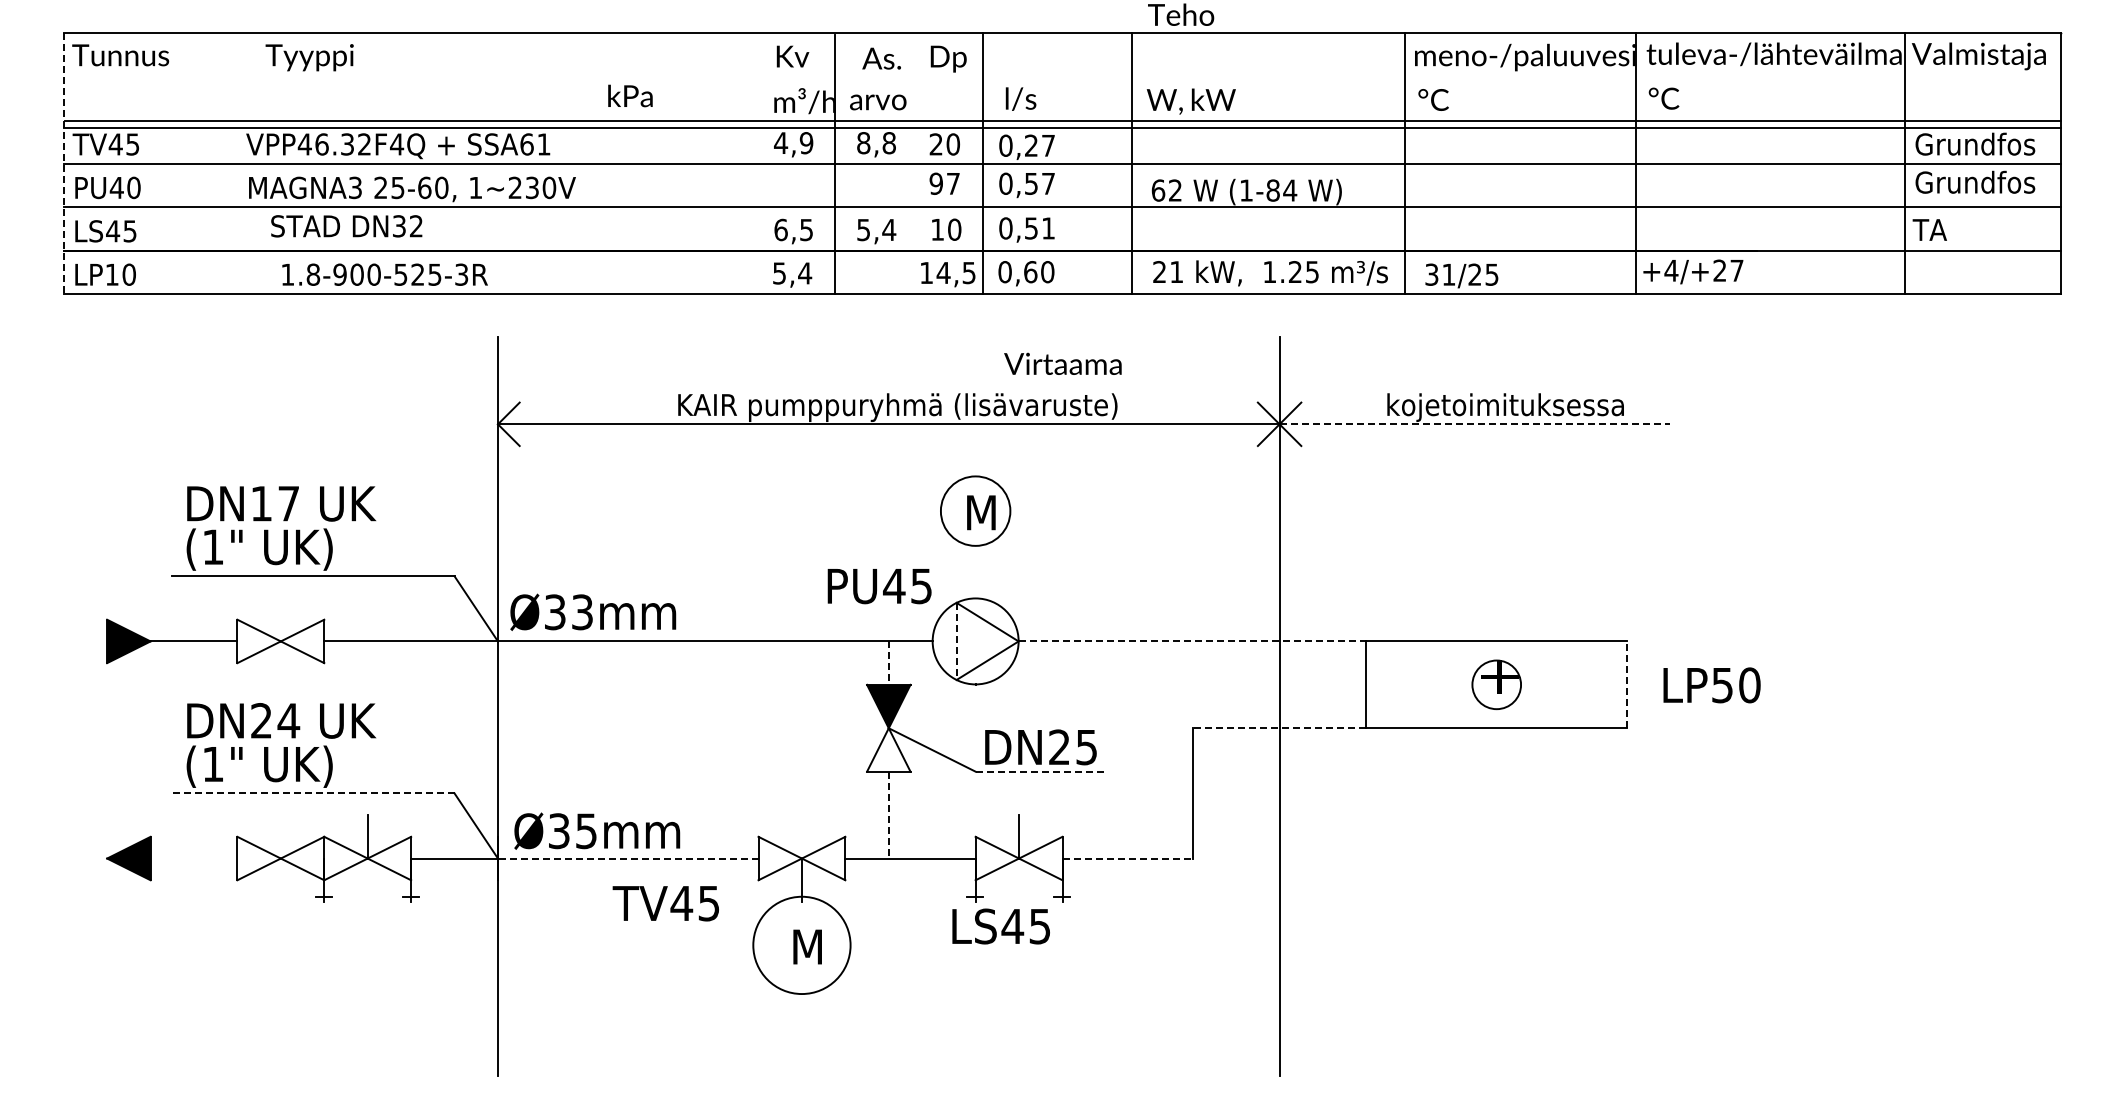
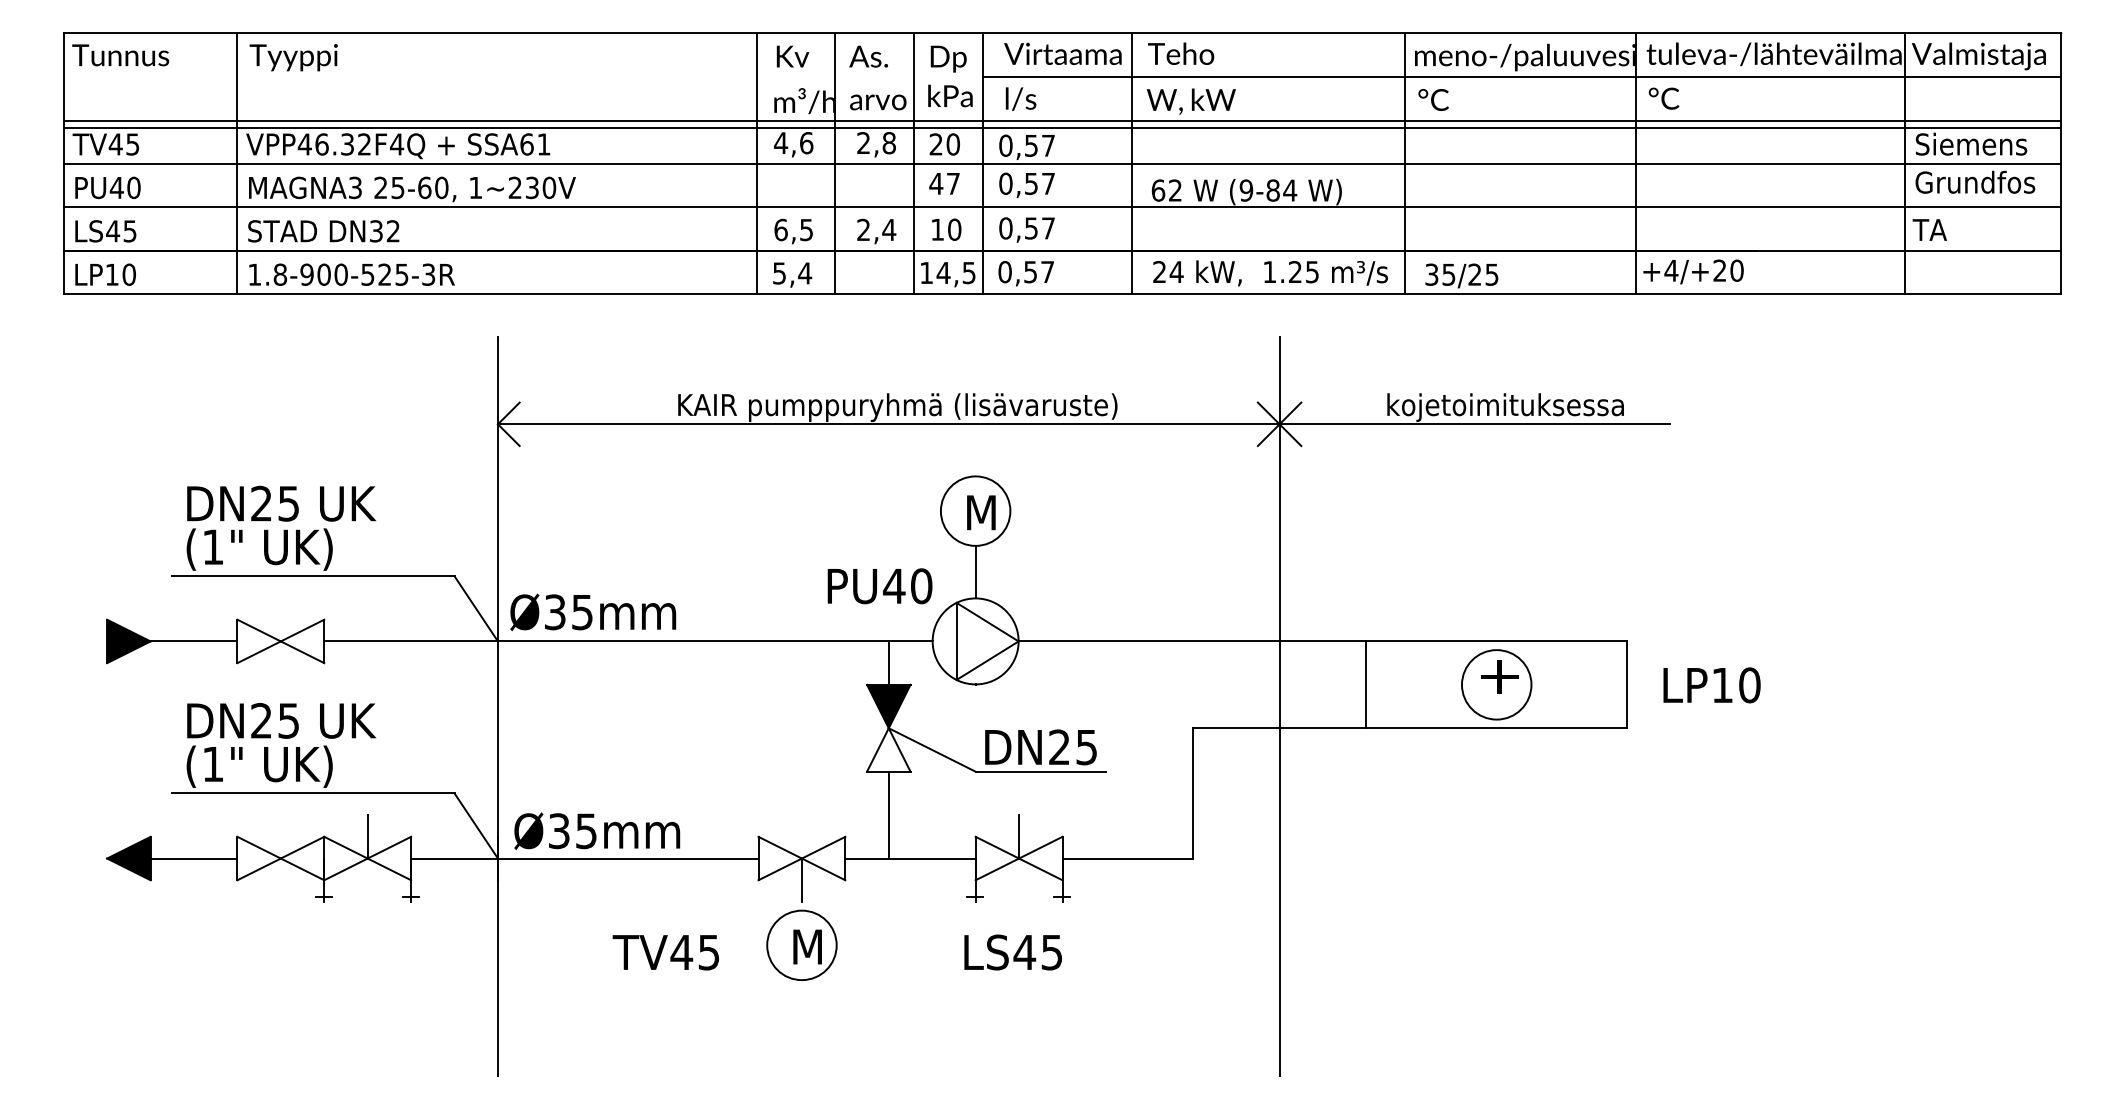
text position: (1181, 14) -> (1181, 53) (1181, 53)
text position: (309, 57) -> (293, 57) (293, 57)
text position: (881, 58) -> (868, 56) (868, 56)
line: none -> present (1522, 76)
text position: (630, 95) -> (950, 95) (950, 95)
text: 4,9 -> 4,6 (806, 143)
text: 8,8 -> 2,8 (863, 143)
text: Grundfos -> Siemens (1975, 143)
text: 0,27 -> 0,57 (1031, 145)
line: none -> present (237, 163)
line: dashed -> solid (63, 164)
line: none -> present (757, 164)
line: none -> present (913, 164)
text: 97 -> 47 (936, 183)
text: (1-84 -> (9-84 (1246, 190)
text position: (346, 226) -> (323, 231) (323, 231)
text: 0,51 -> 0,57 (1048, 228)
text: 5,4 -> 2,4 (863, 229)
text: +4/+27 -> +4/+20 (1736, 270)
text: 21 -> 24 (1176, 271)
text: 0,60 -> 0,57 (1039, 272)
text position: (384, 274) -> (351, 274) (351, 274)
text: 31/25 -> 35/25 (1448, 274)
text position: (1062, 363) -> (1062, 53) (1062, 53)
line: dashed -> solid (1475, 424)
text: DN17 -> DN25 (274, 503)
line: none -> present (975, 571)
text: PU45 -> PU40 (921, 586)
text: Ø33mm -> Ø35mm (582, 611)
line: dashed -> solid (956, 641)
line: dashed -> solid (1192, 641)
line: dashed -> solid (888, 663)
circle diameter: 49 px -> 69 px (1496, 684)
line: dashed -> solid (1627, 684)
text: LP50 -> LP10 (1722, 685)
text: DN24 -> DN25 (288, 720)
line: dashed -> solid (1279, 728)
line: dashed -> solid (1041, 771)
line: dashed -> solid (312, 793)
line: dashed -> solid (888, 815)
line: none -> present (193, 858)
line: dashed -> solid (627, 858)
line: dashed -> solid (1128, 858)
text position: (665, 903) -> (665, 952) (665, 952)
text position: (1000, 926) -> (1012, 952) (1012, 952)
circle diameter: 97 px -> 69 px (801, 945)
